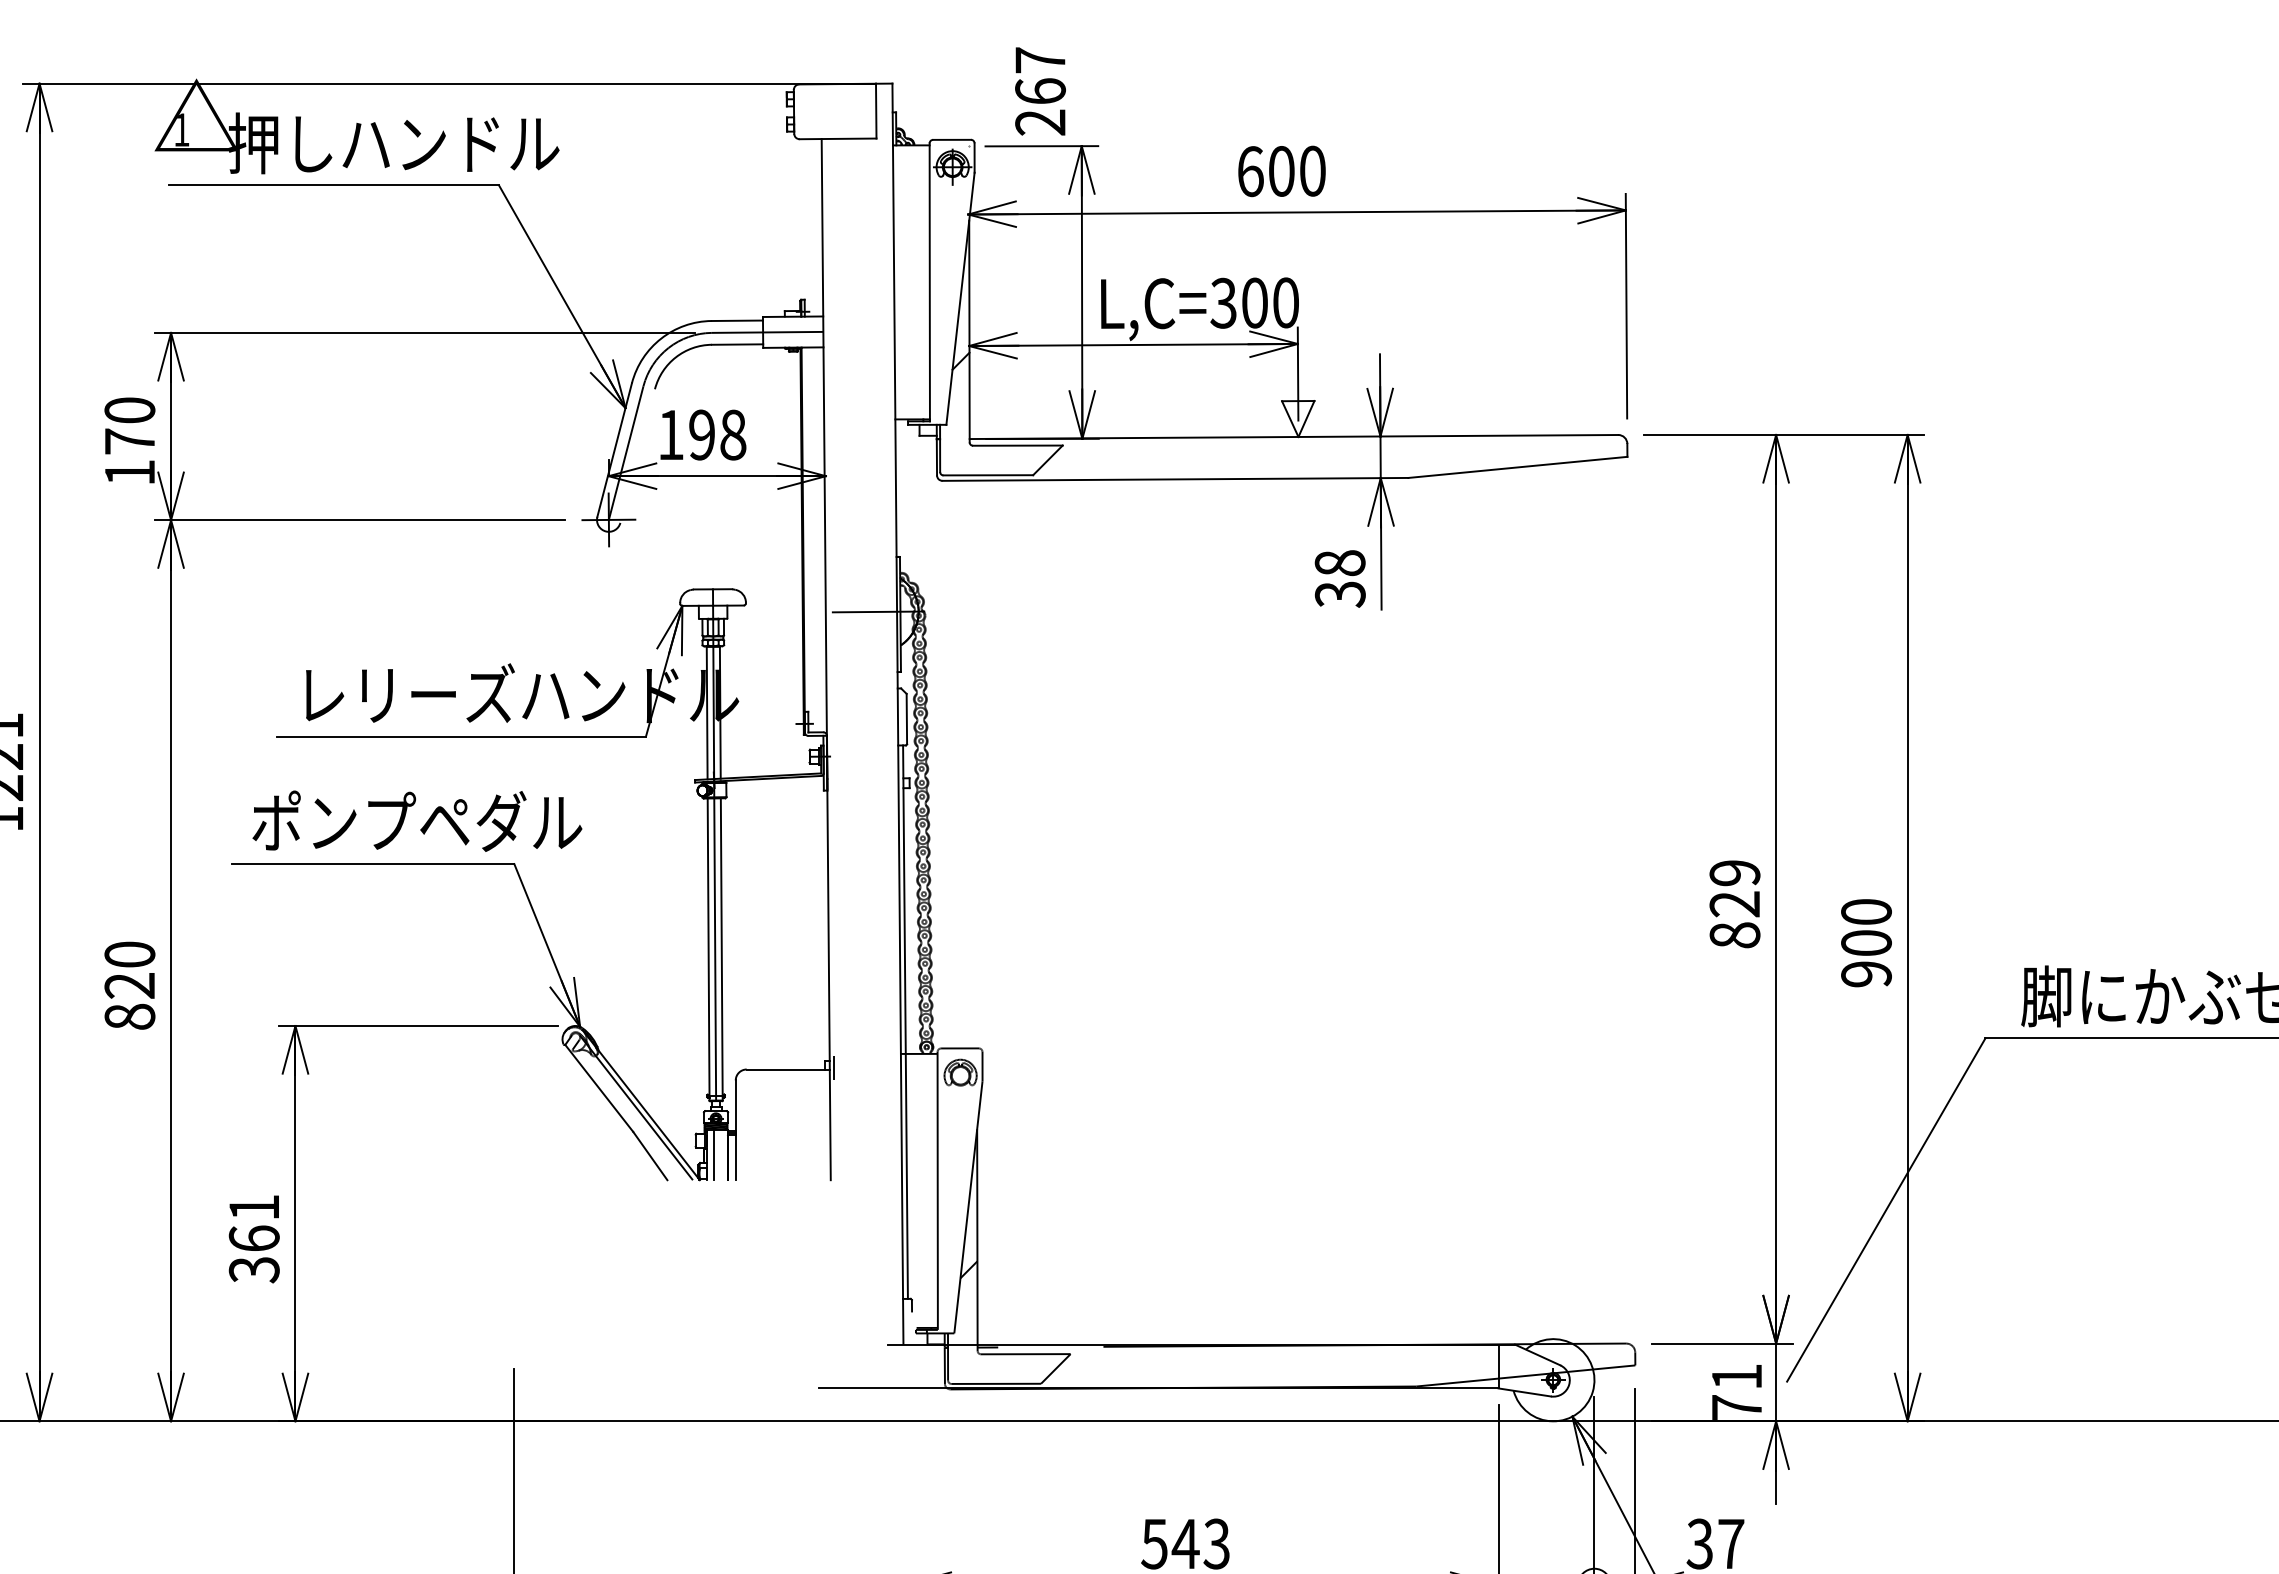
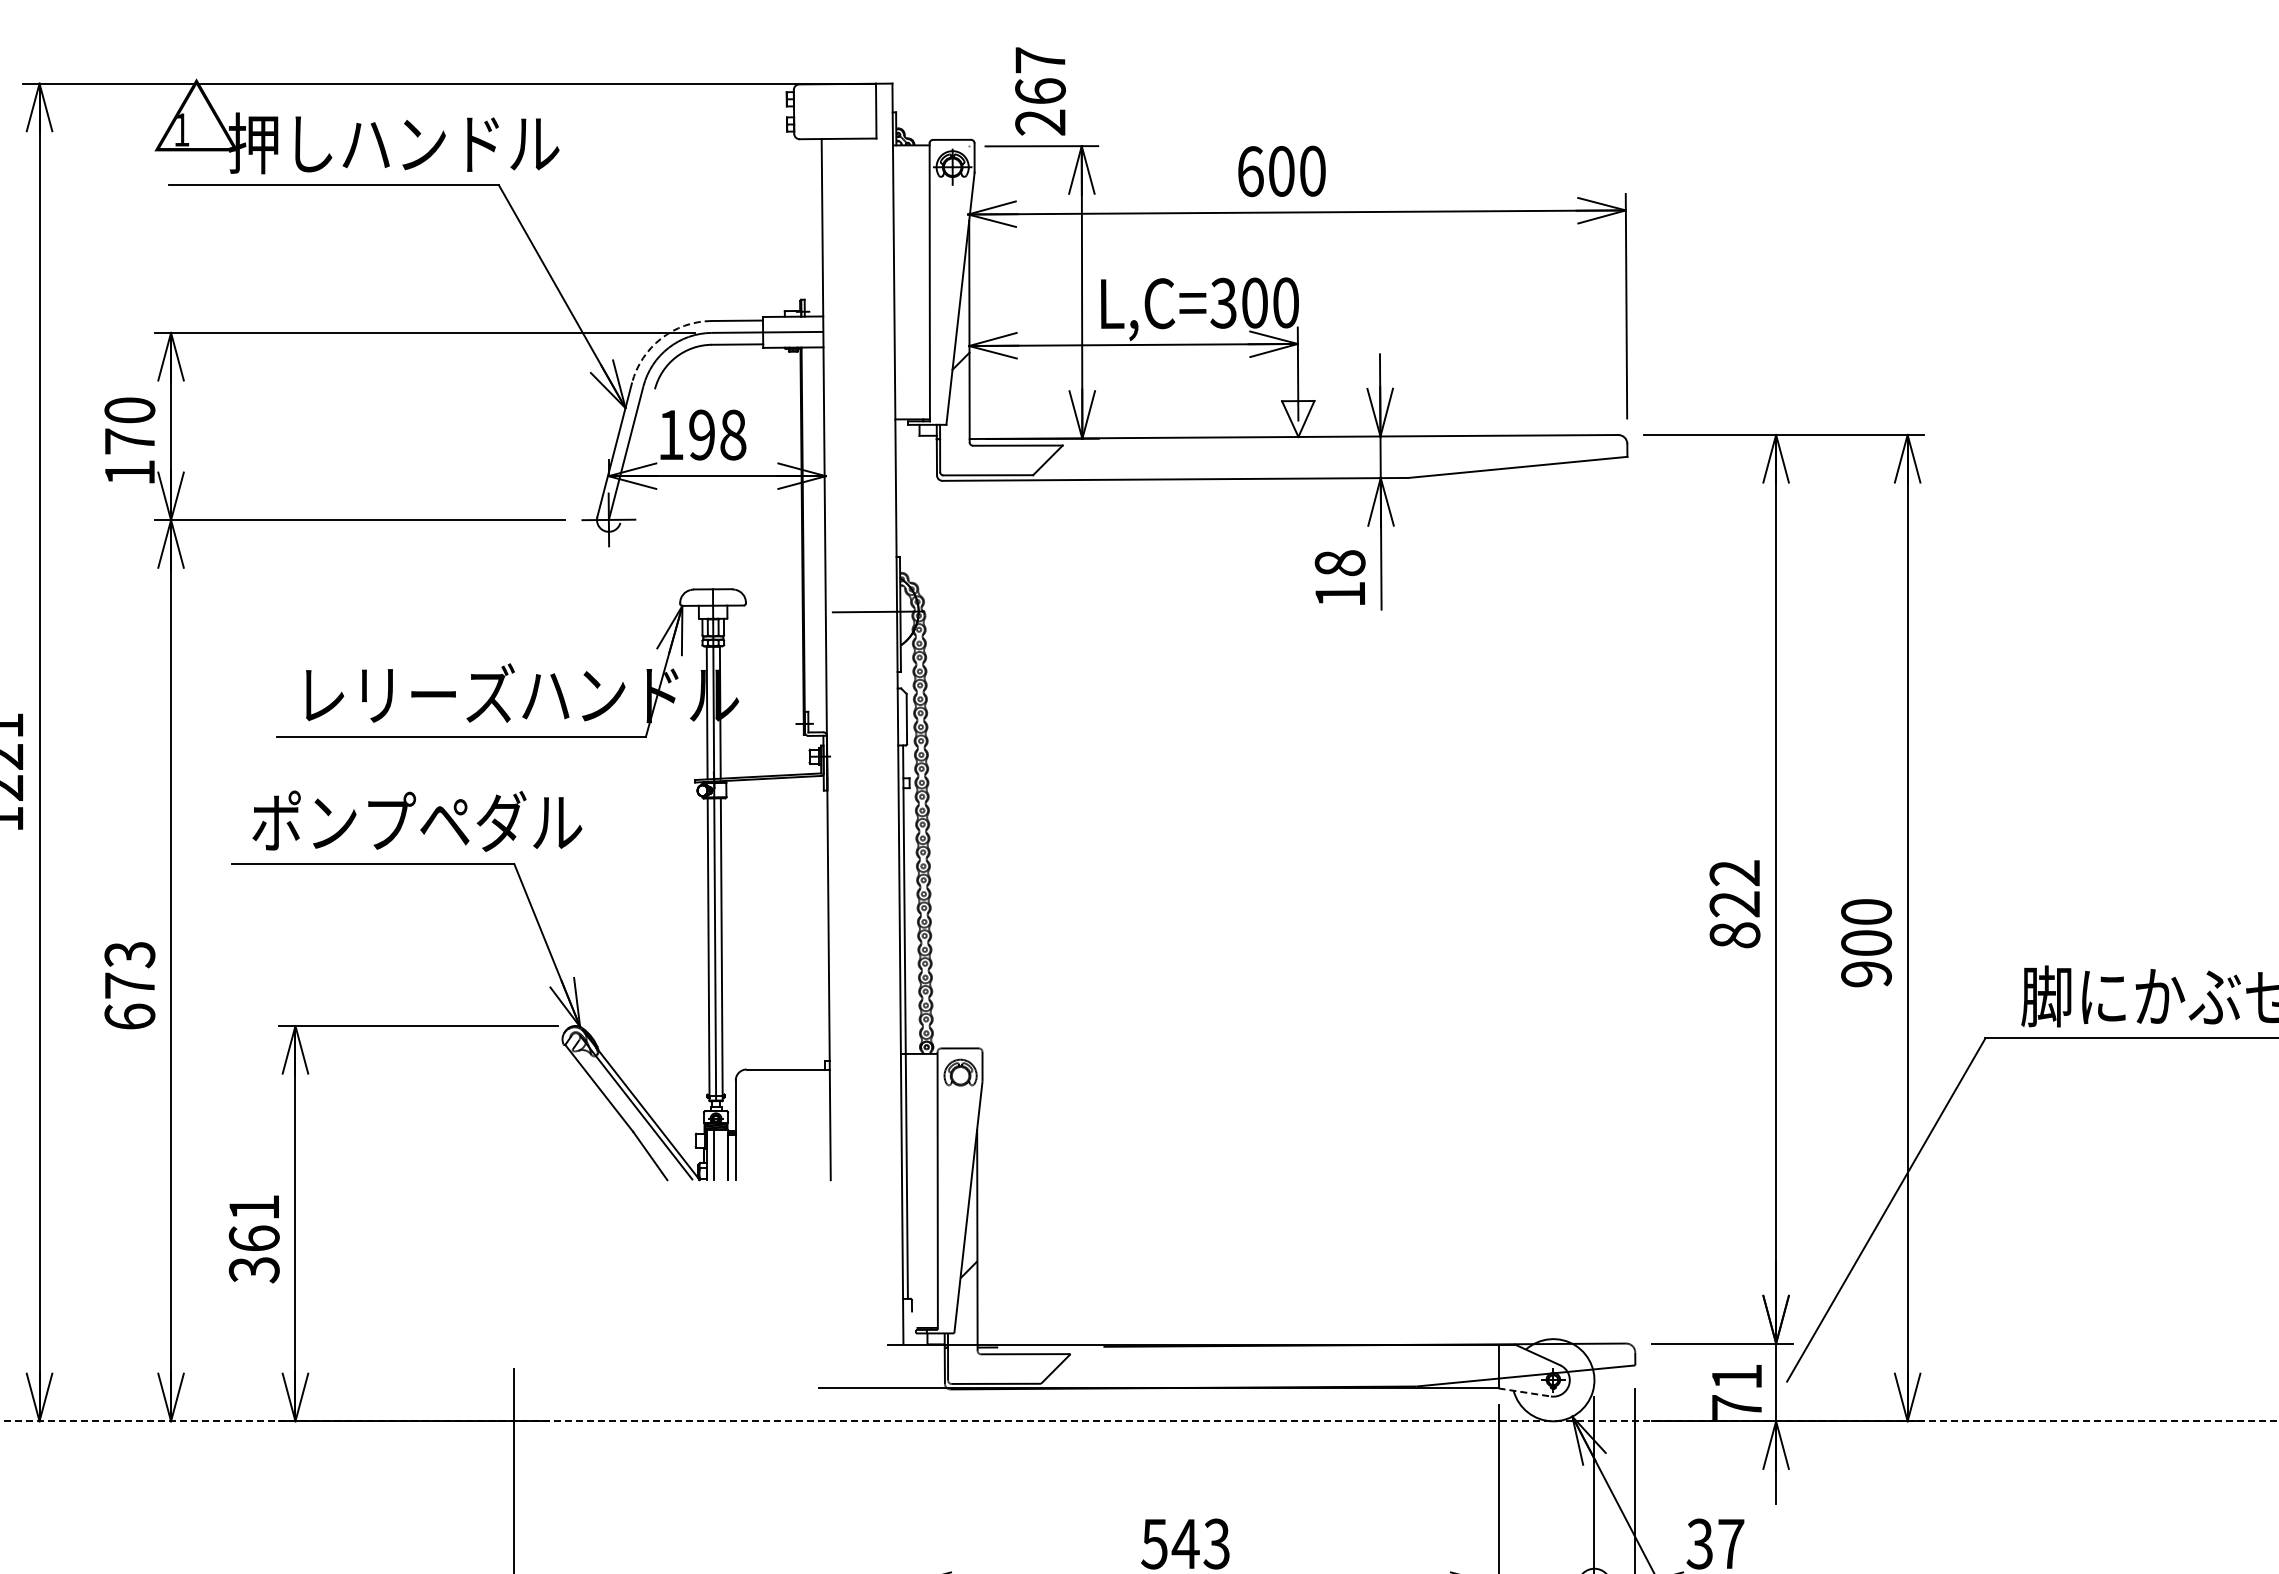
arc: solid -> dashed (661, 338)
text: 38 -> 18 (1339, 594)
text: 829 -> 822 (1734, 873)
text: 820 -> 673 (129, 985)
line: present -> none (834, 1068)
line: solid -> dashed (1525, 1392)
line: solid -> dashed (1139, 1421)
